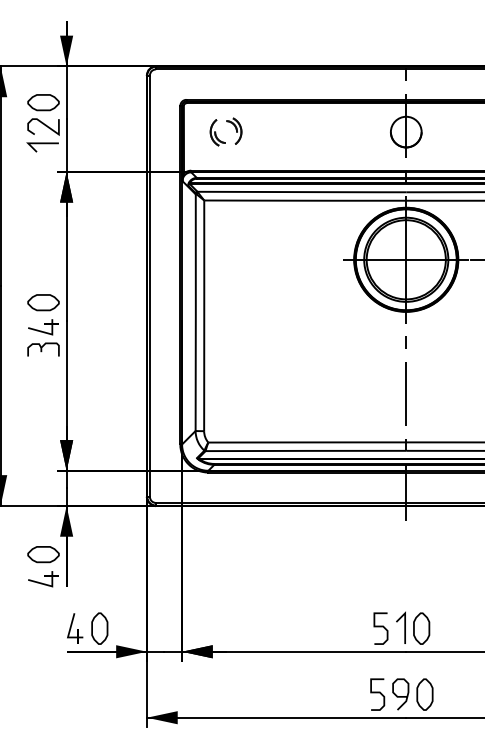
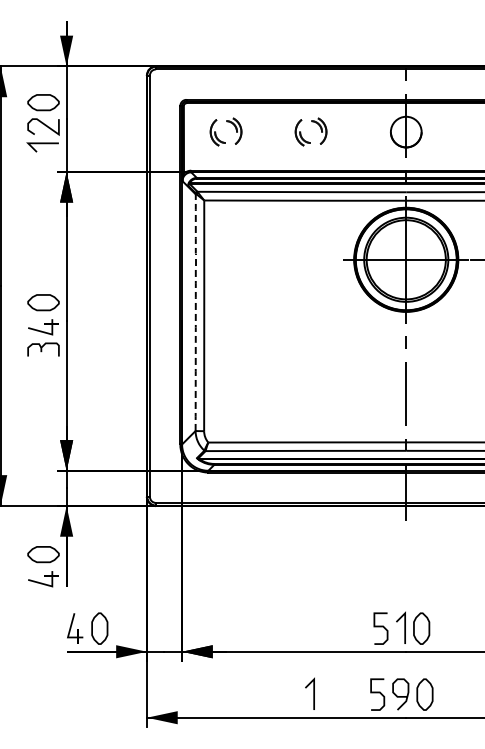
part: none -> present (301, 132)
arc: solid -> dashed (195, 312)
line: none -> present (313, 693)
